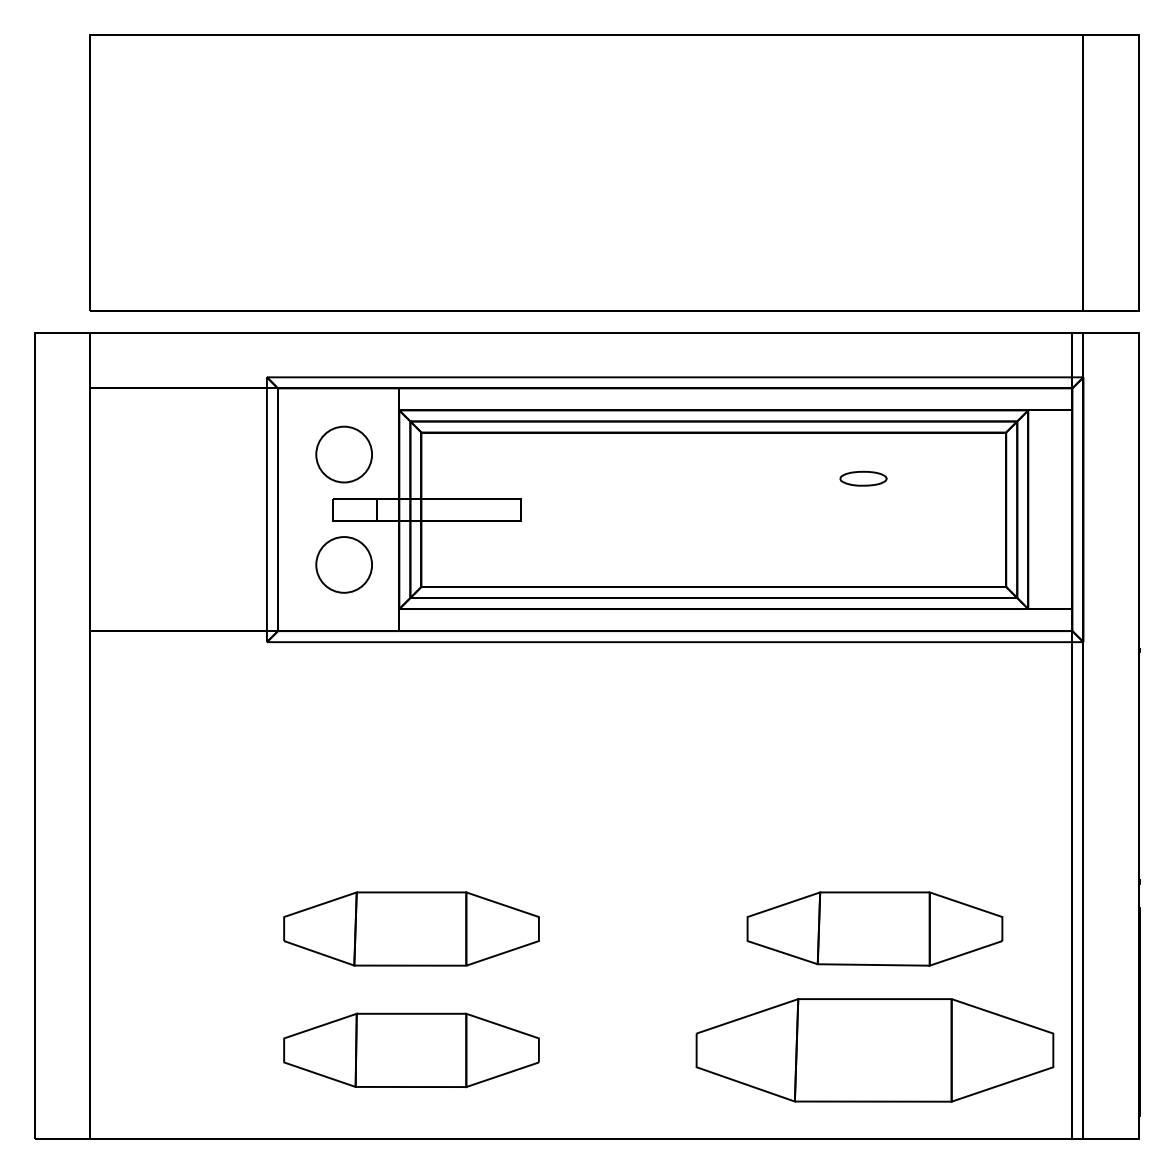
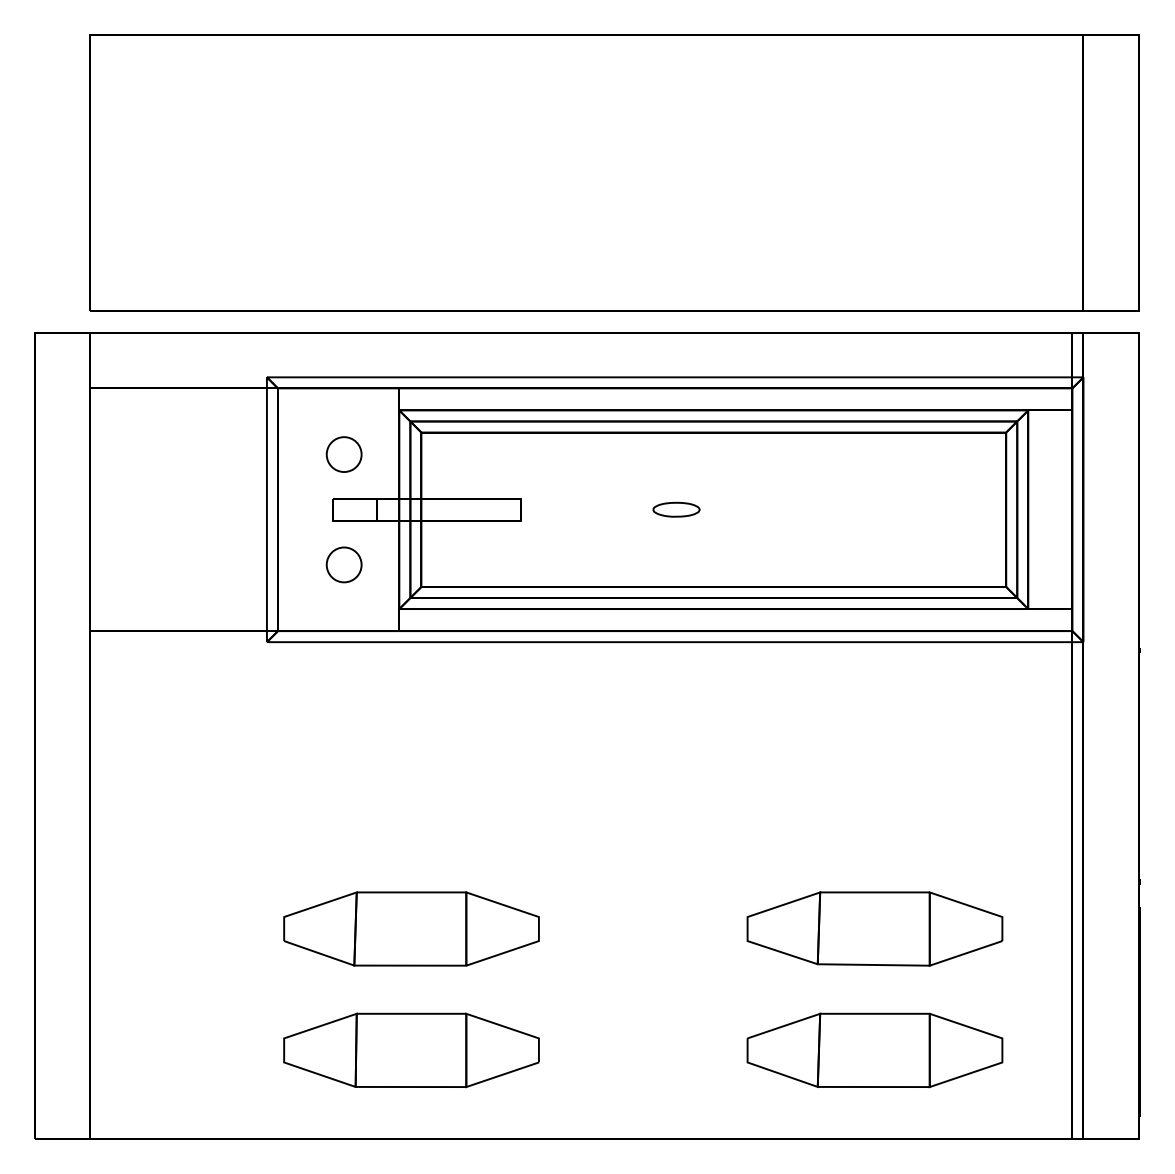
circle diameter: 56 px -> 35 px (343, 454)
part position: (863, 478) -> (676, 509) (676, 509)
circle diameter: 56 px -> 35 px (343, 564)
part size: 360x105 px -> 258x77 px (874, 1050)
